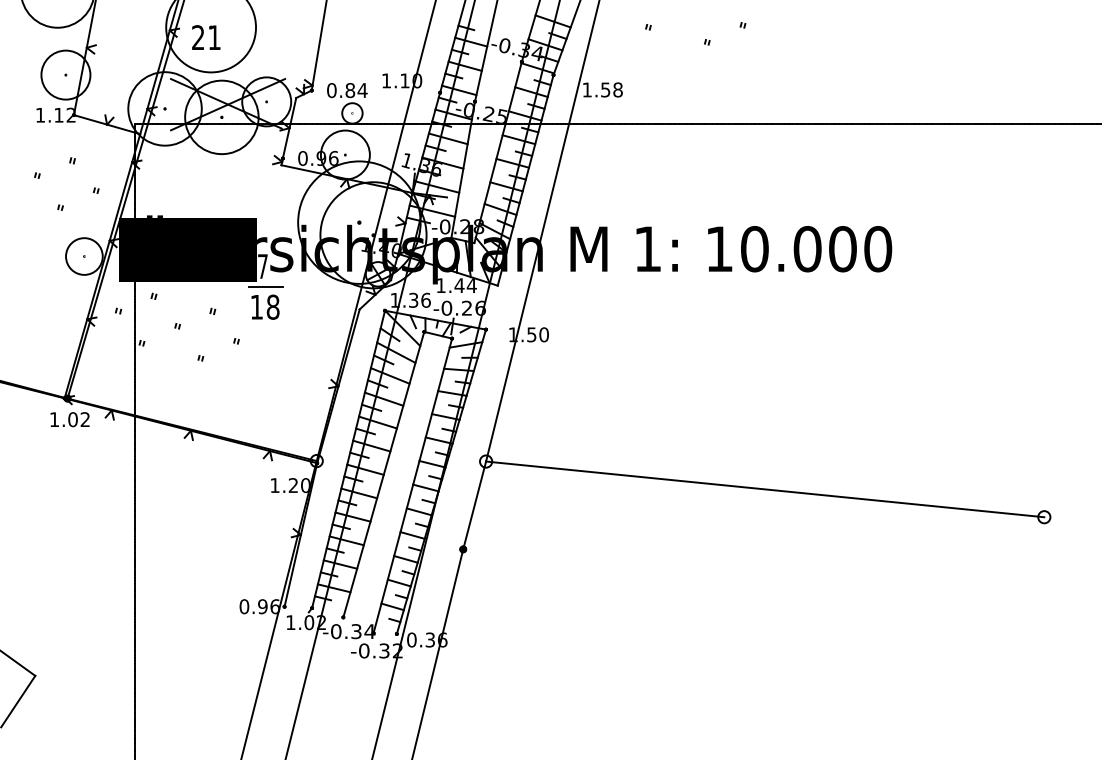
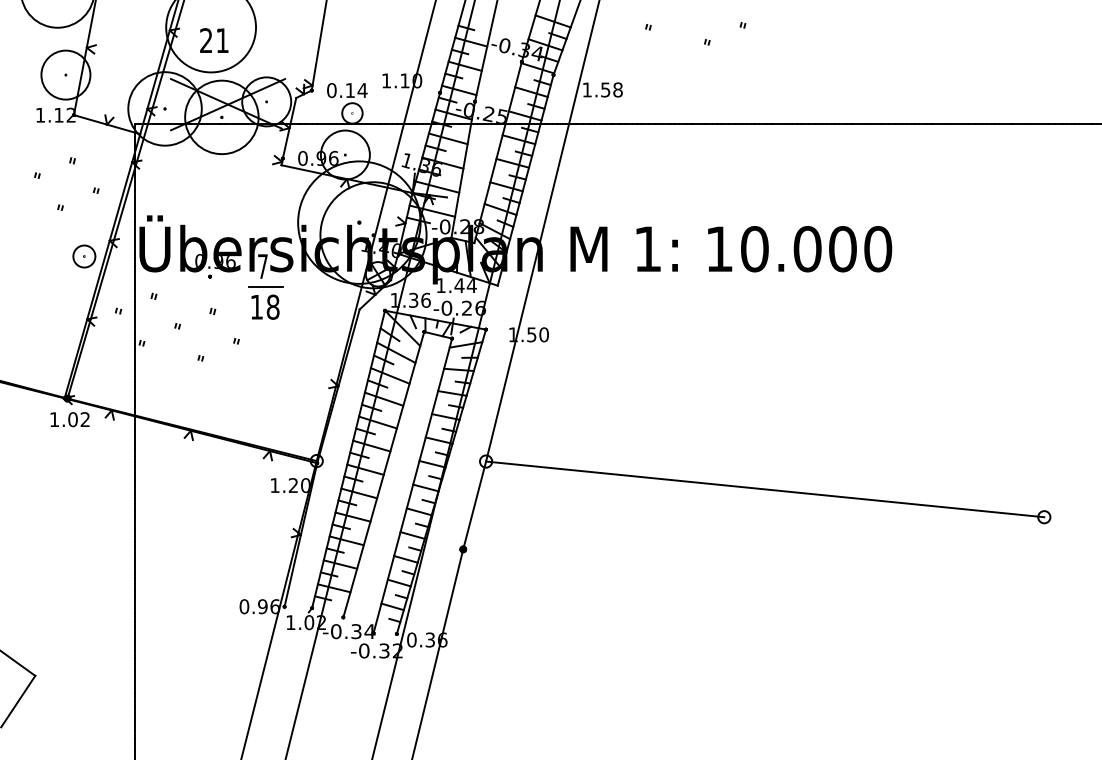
part position: (206, 37) -> (214, 40) (214, 40)
text: 0.84 -> 0.14 (350, 90)
fill: present -> none (187, 249)
circle diameter: 37 px -> 22 px (84, 256)
